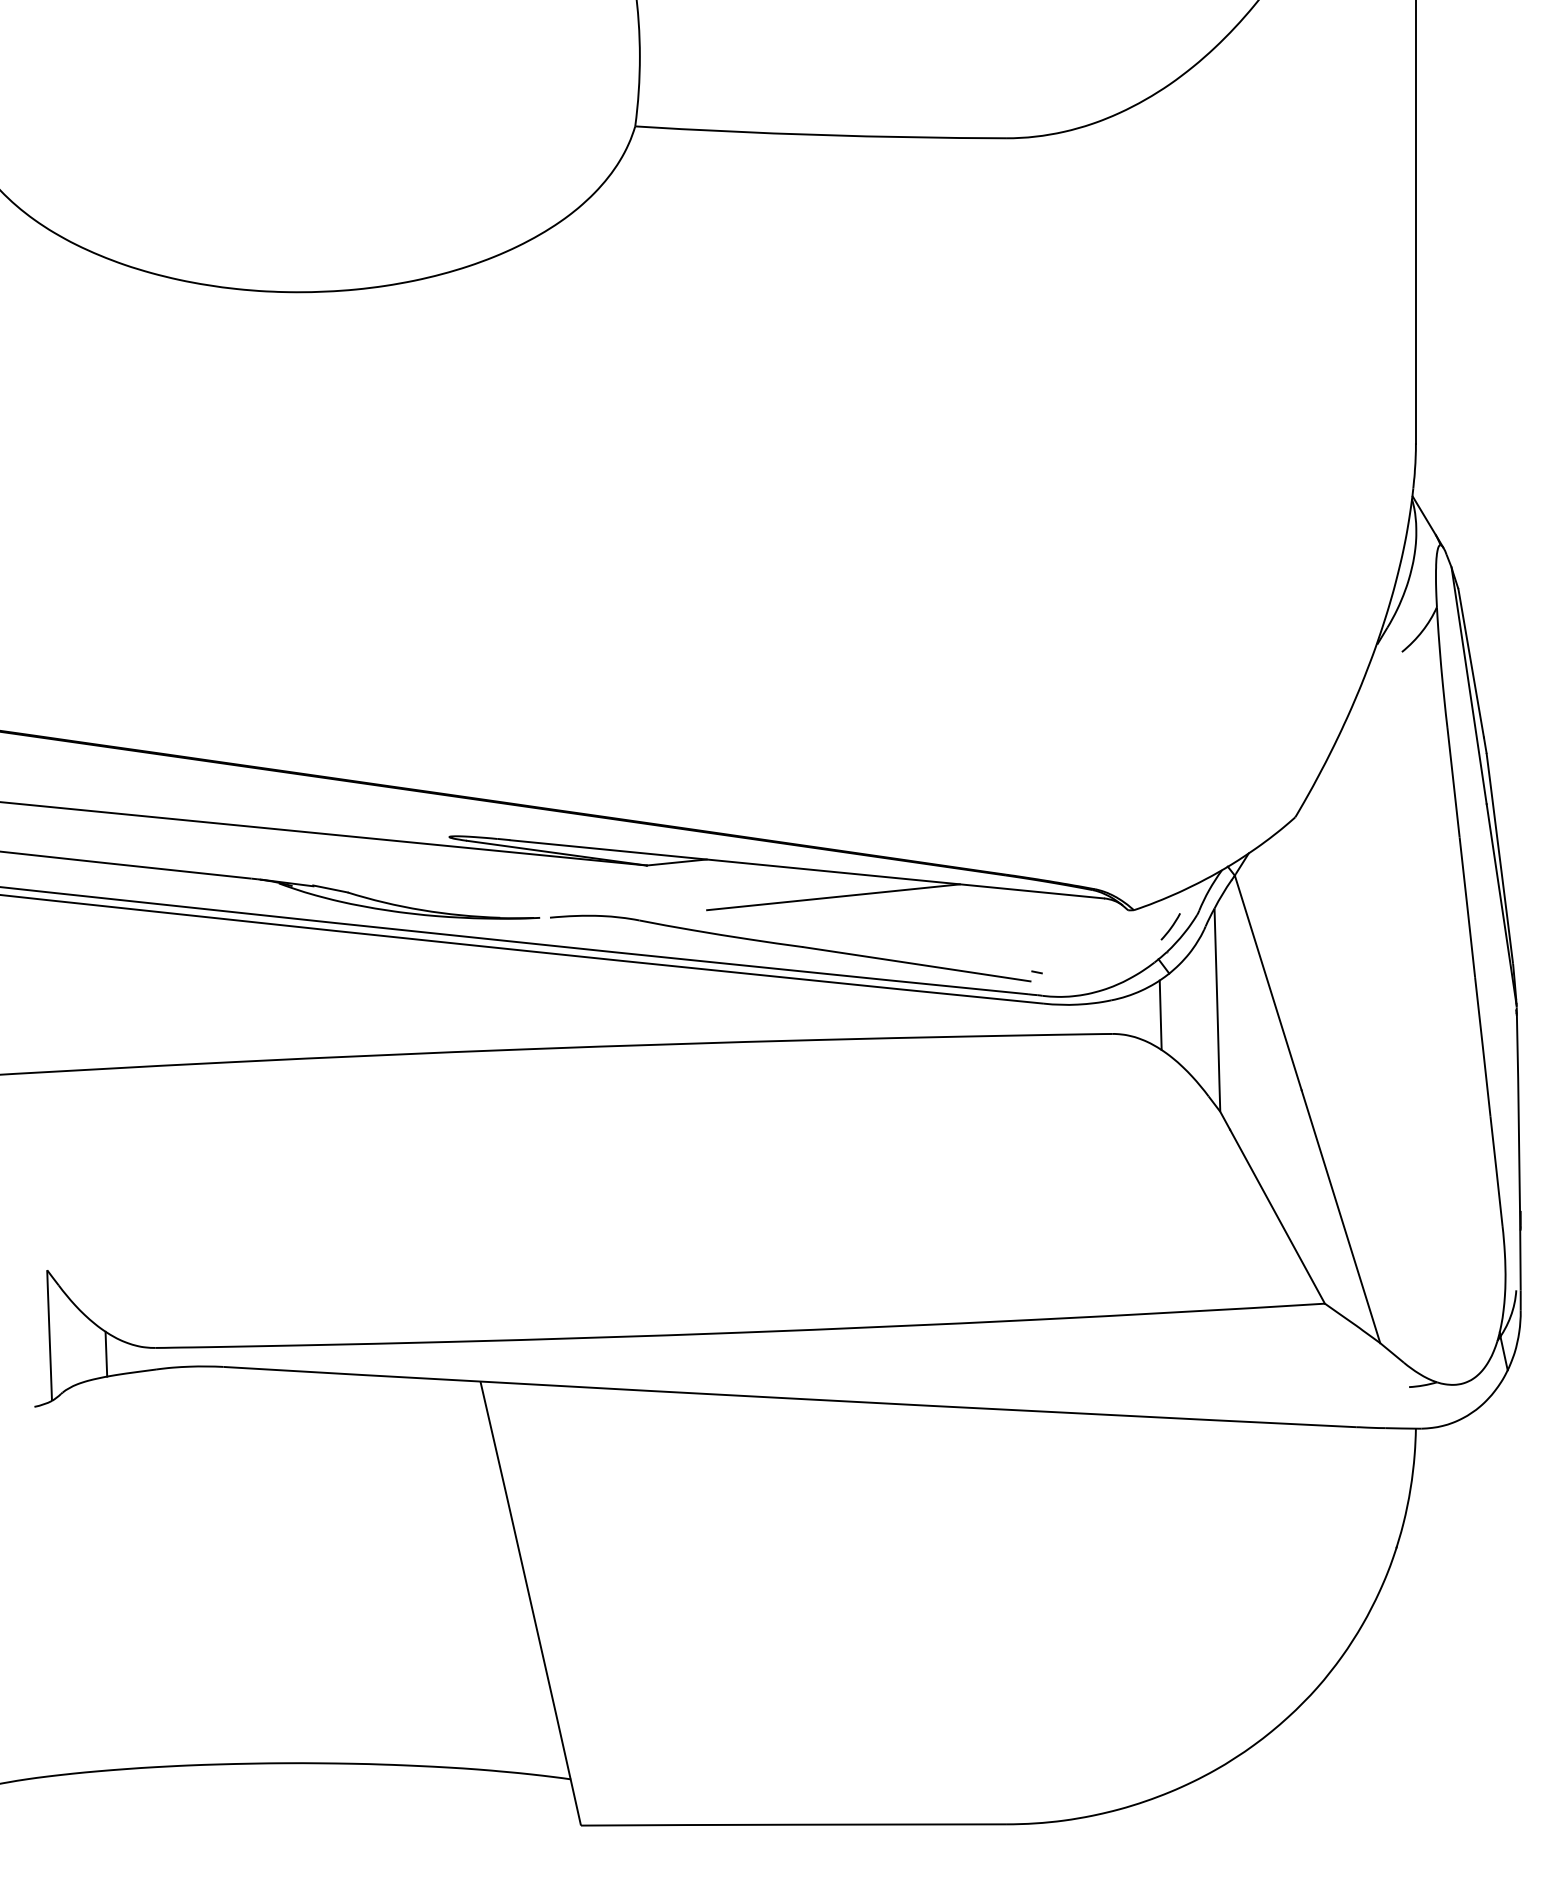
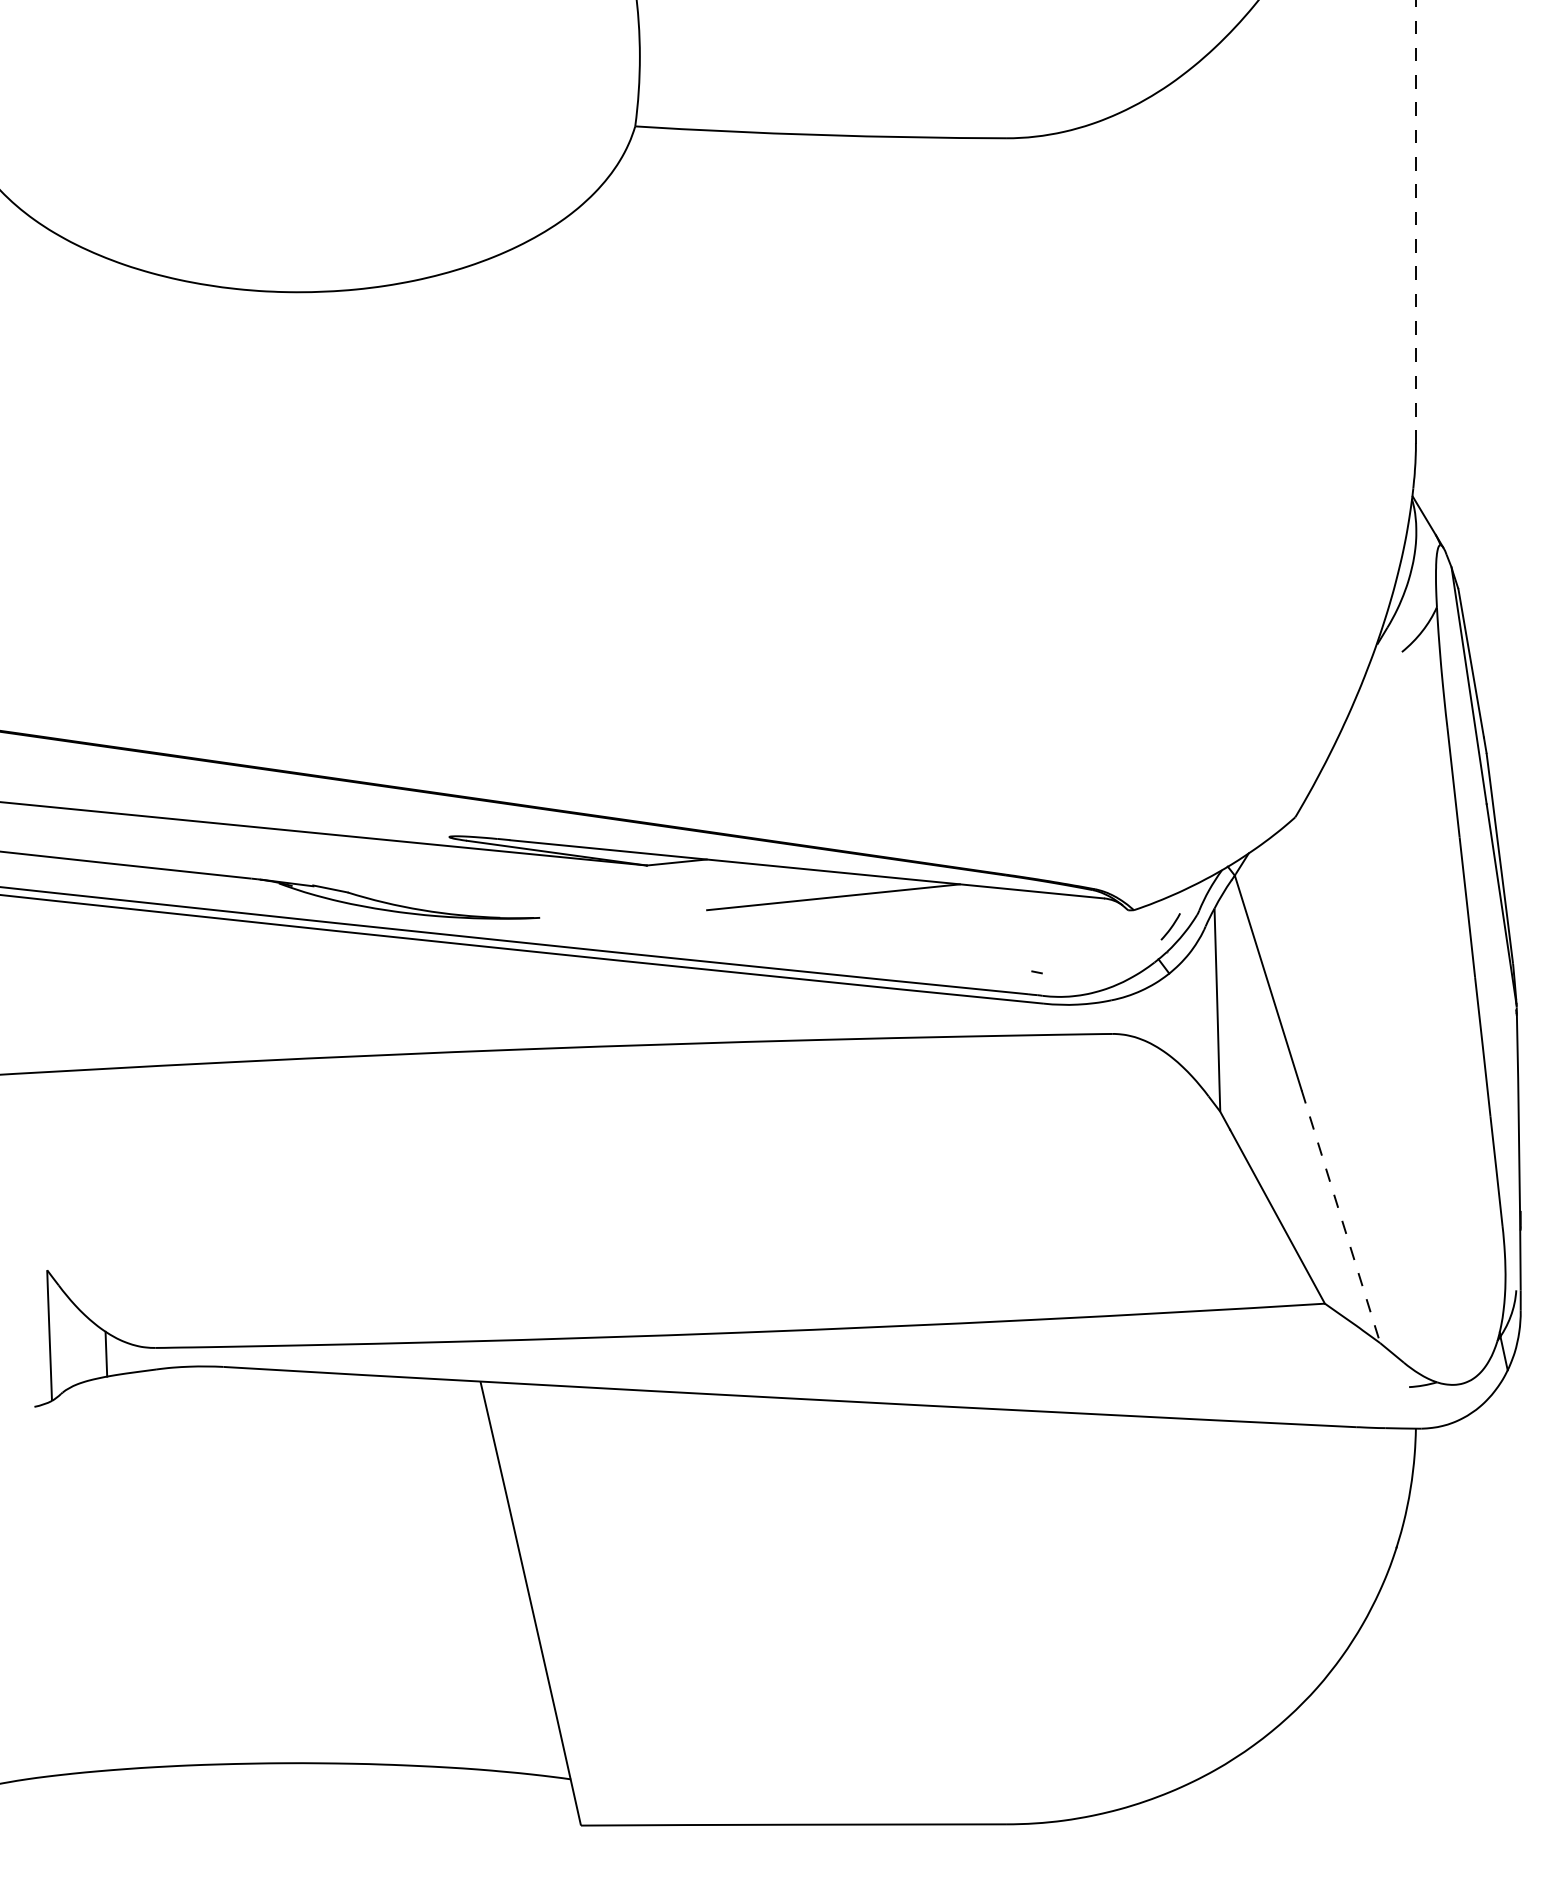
line: solid -> dashed (1415, 222)
part: present -> none (790, 948)
line: present -> none (1160, 1014)
line: solid -> dashed (1341, 1217)
